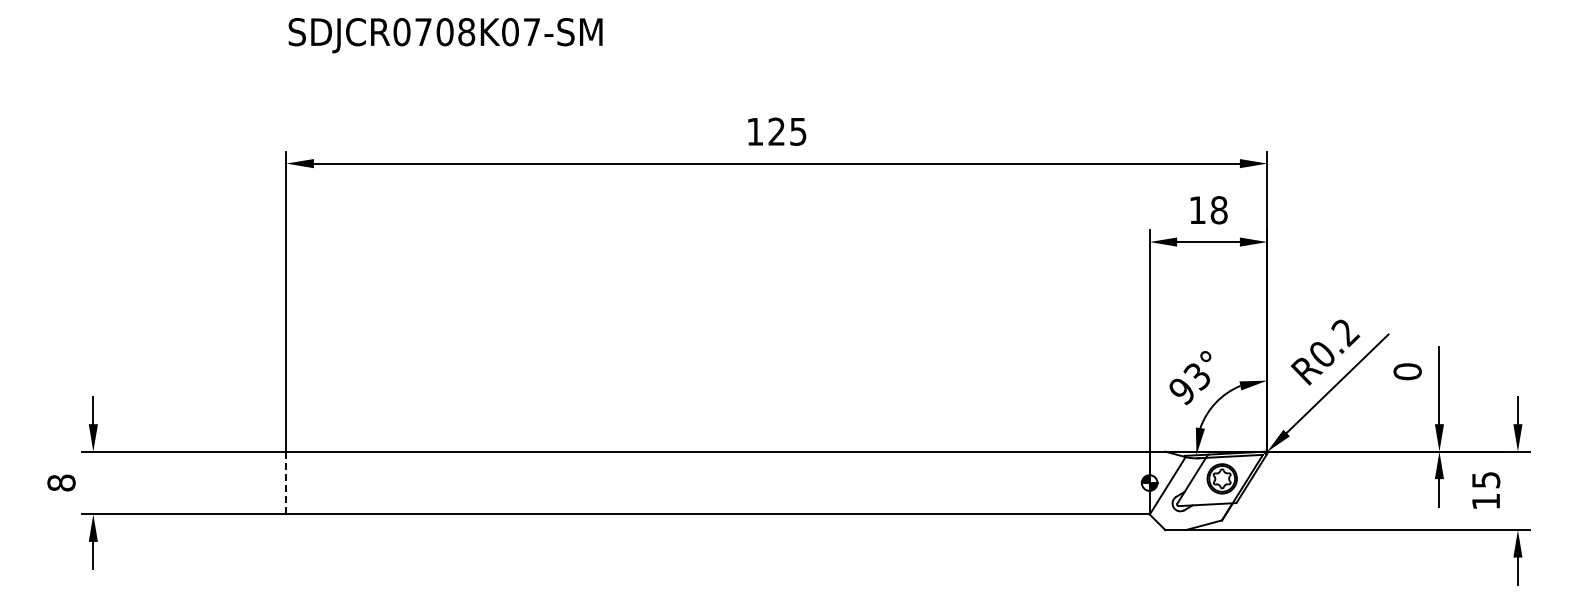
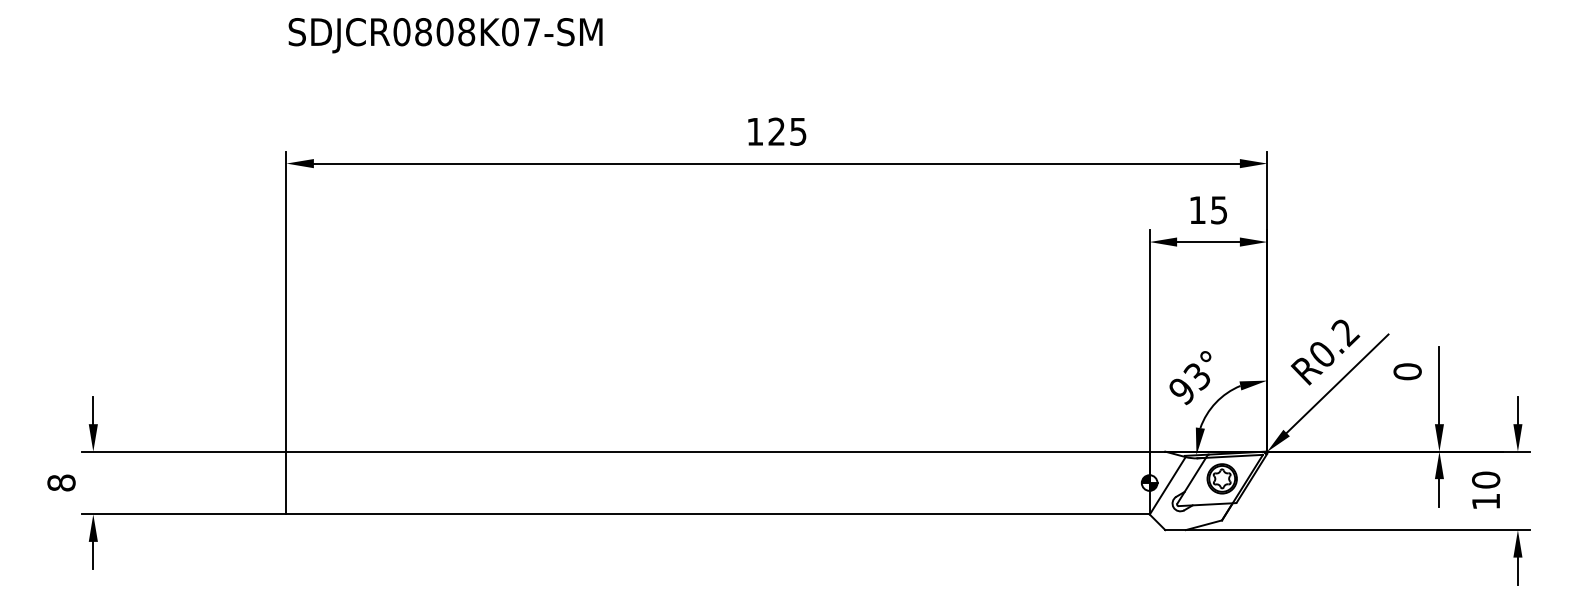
text: SDJCR0708K07-SM -> SDJCR0808K07-SM (423, 32)
text: 18 -> 15 (1218, 210)
text: 15 -> 10 (1486, 479)
line: dashed -> solid (286, 482)
